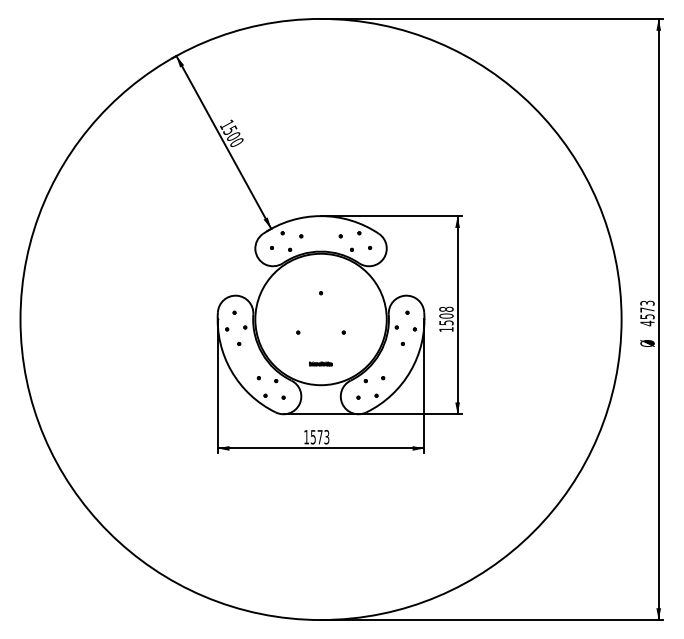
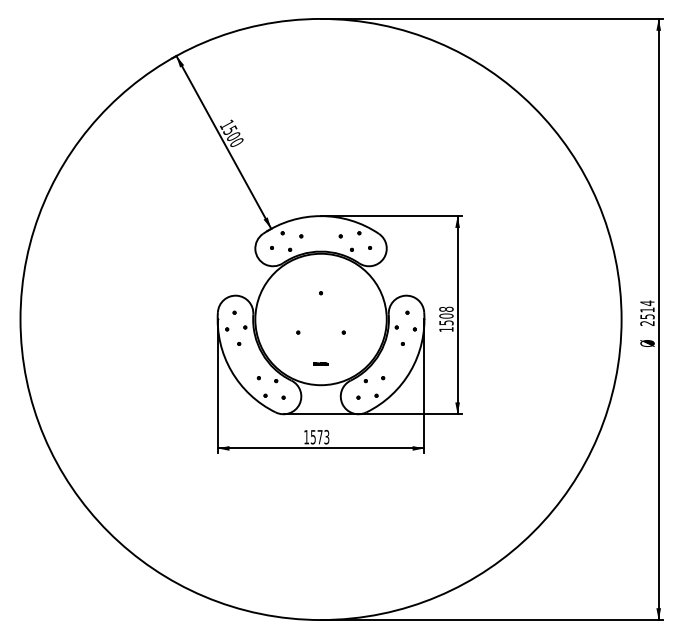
text: 4573 -> 2514 (647, 313)
part size: 24x6 px -> 16x4 px (320, 363)
